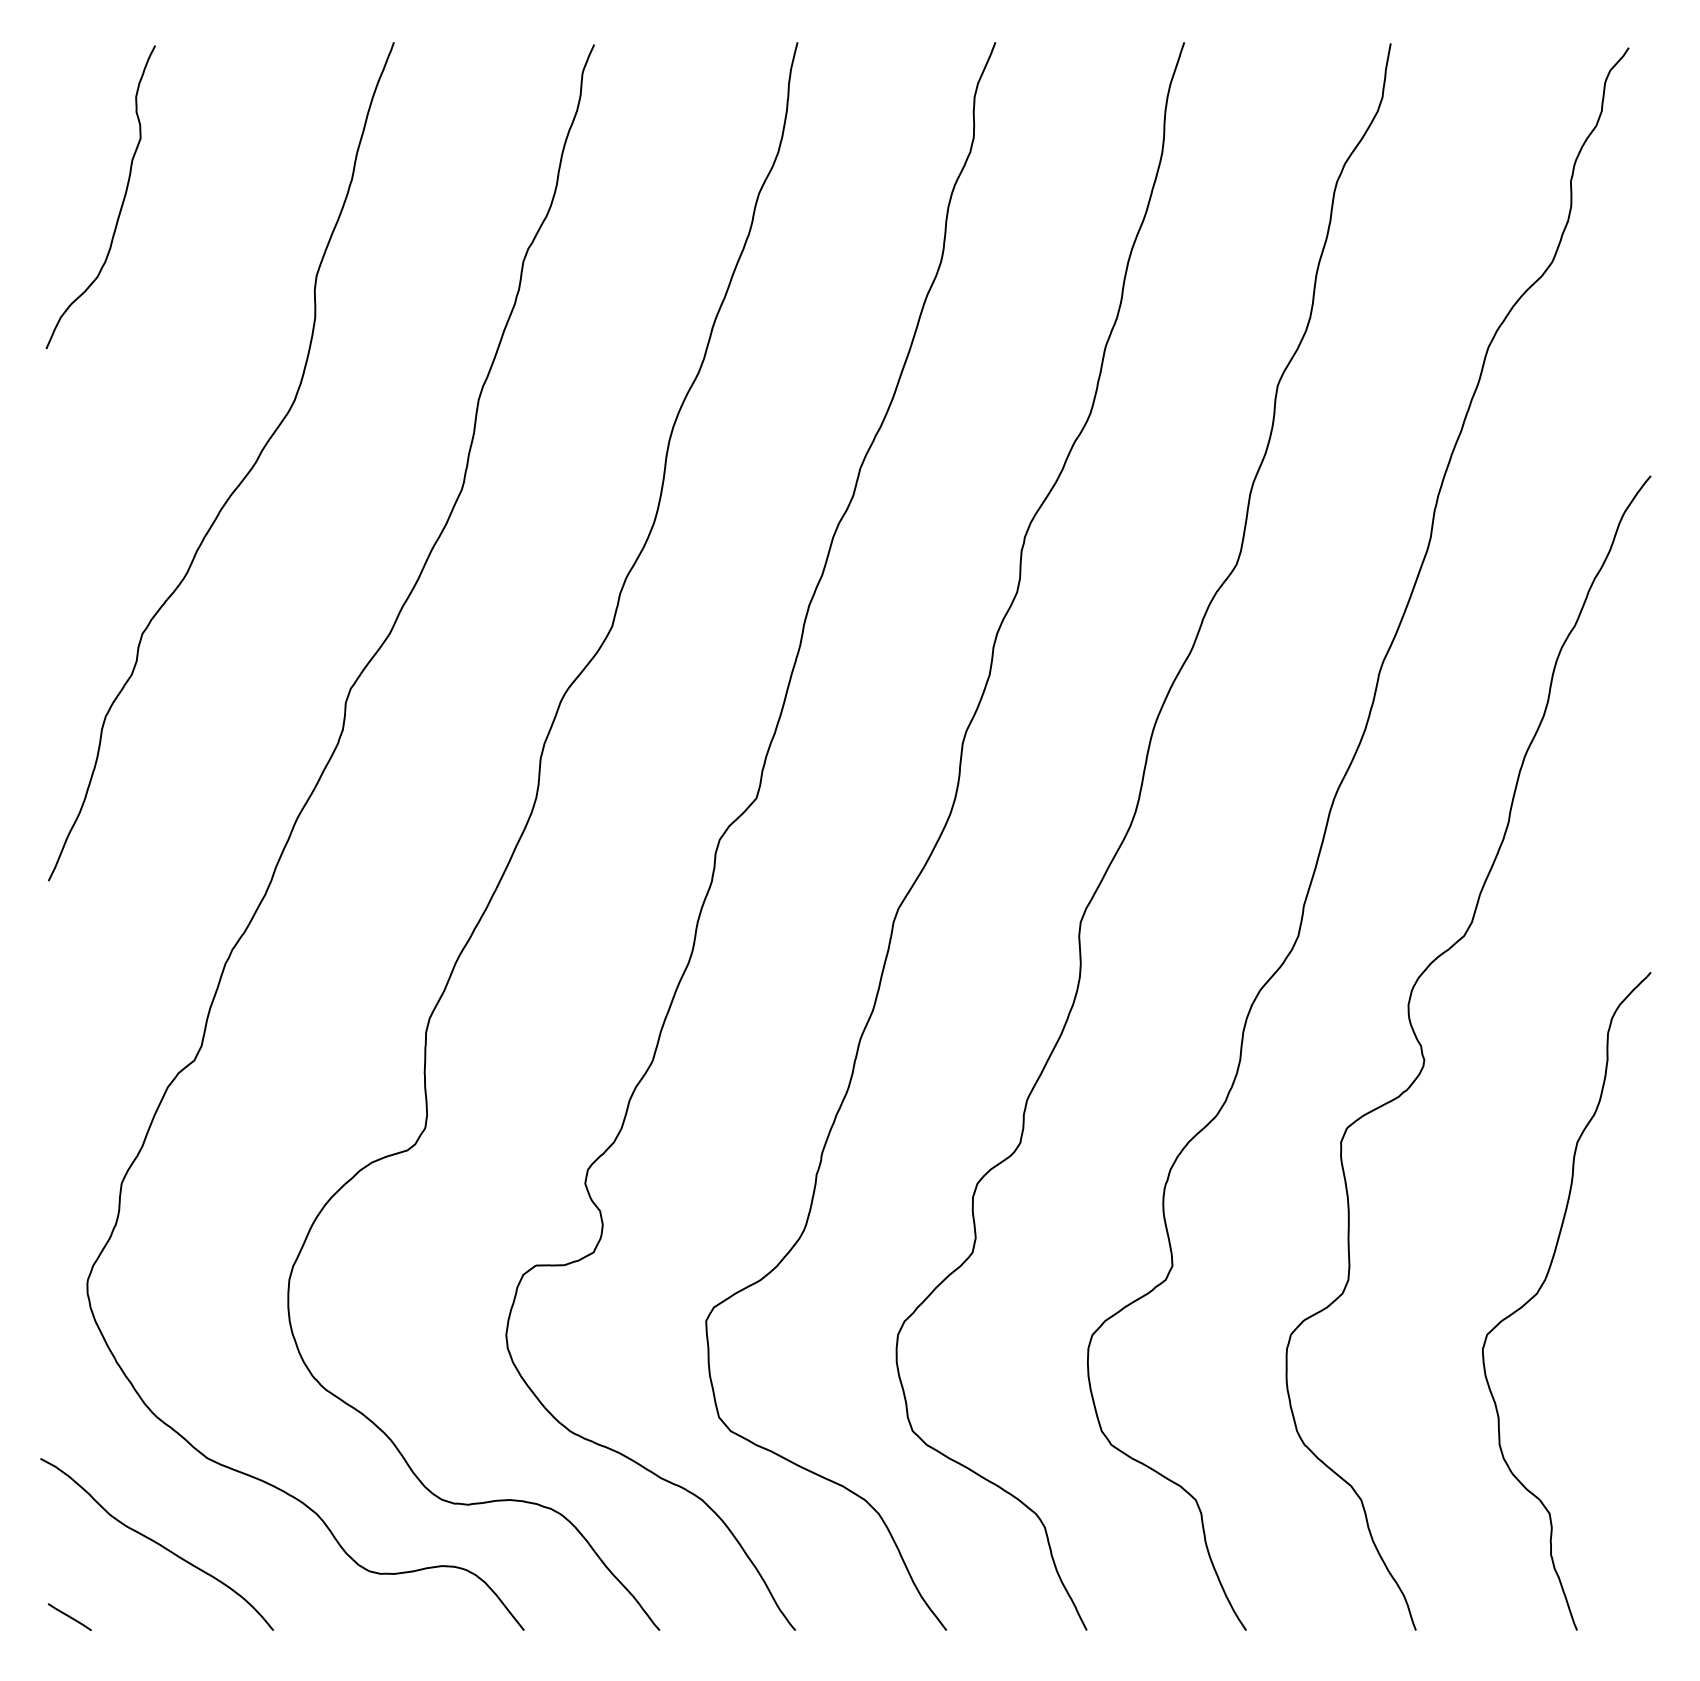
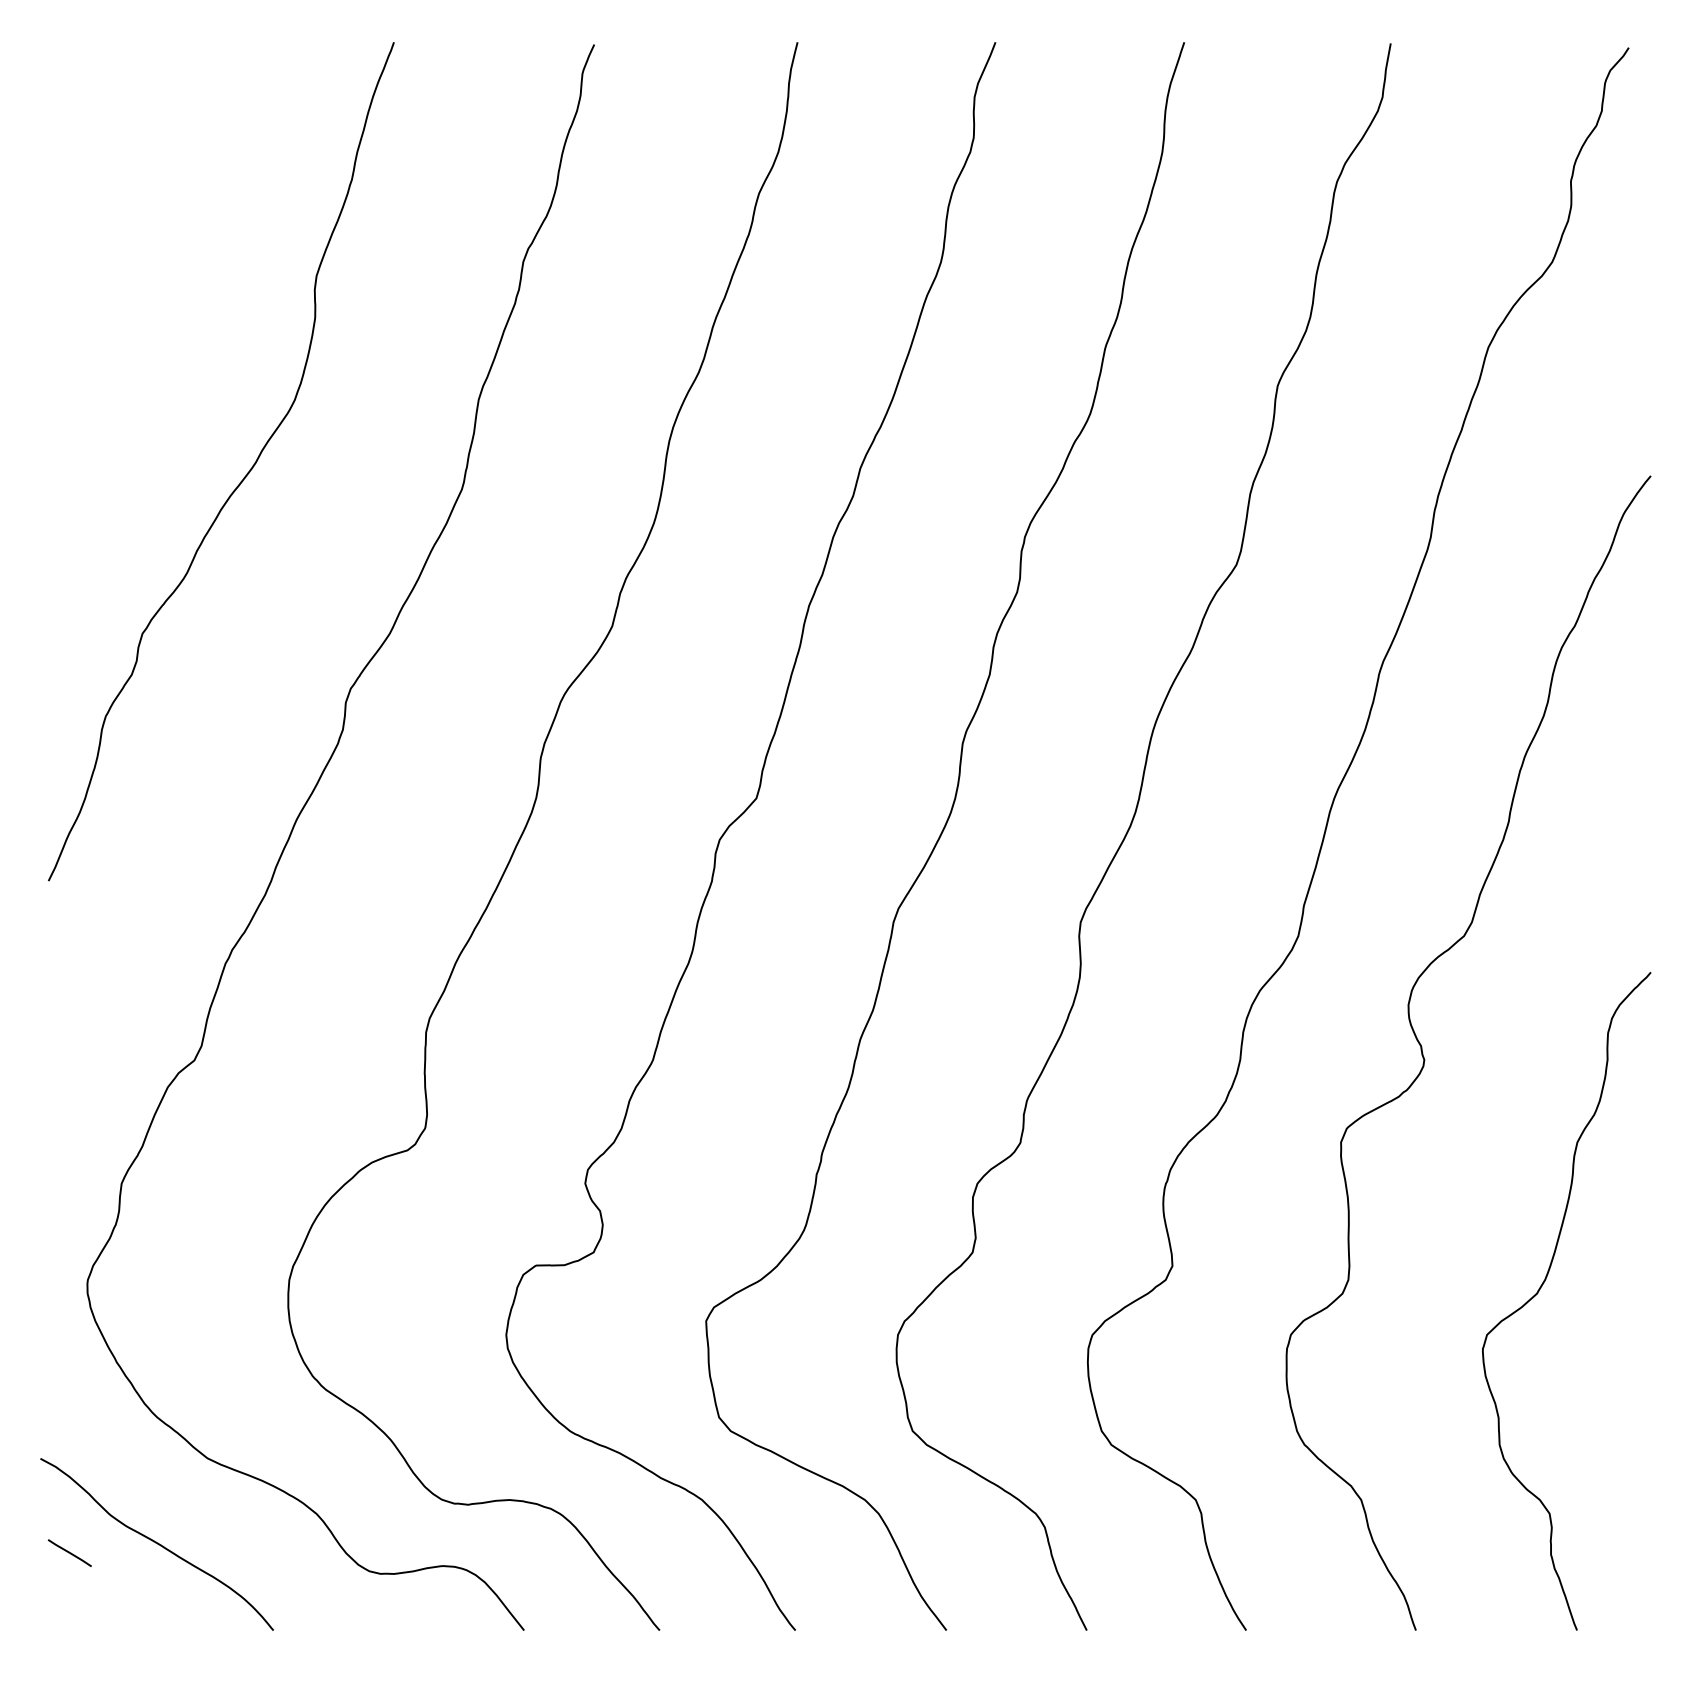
curve: present -> none (121, 203)
line position: (69, 1616) -> (69, 1552) (69, 1552)
